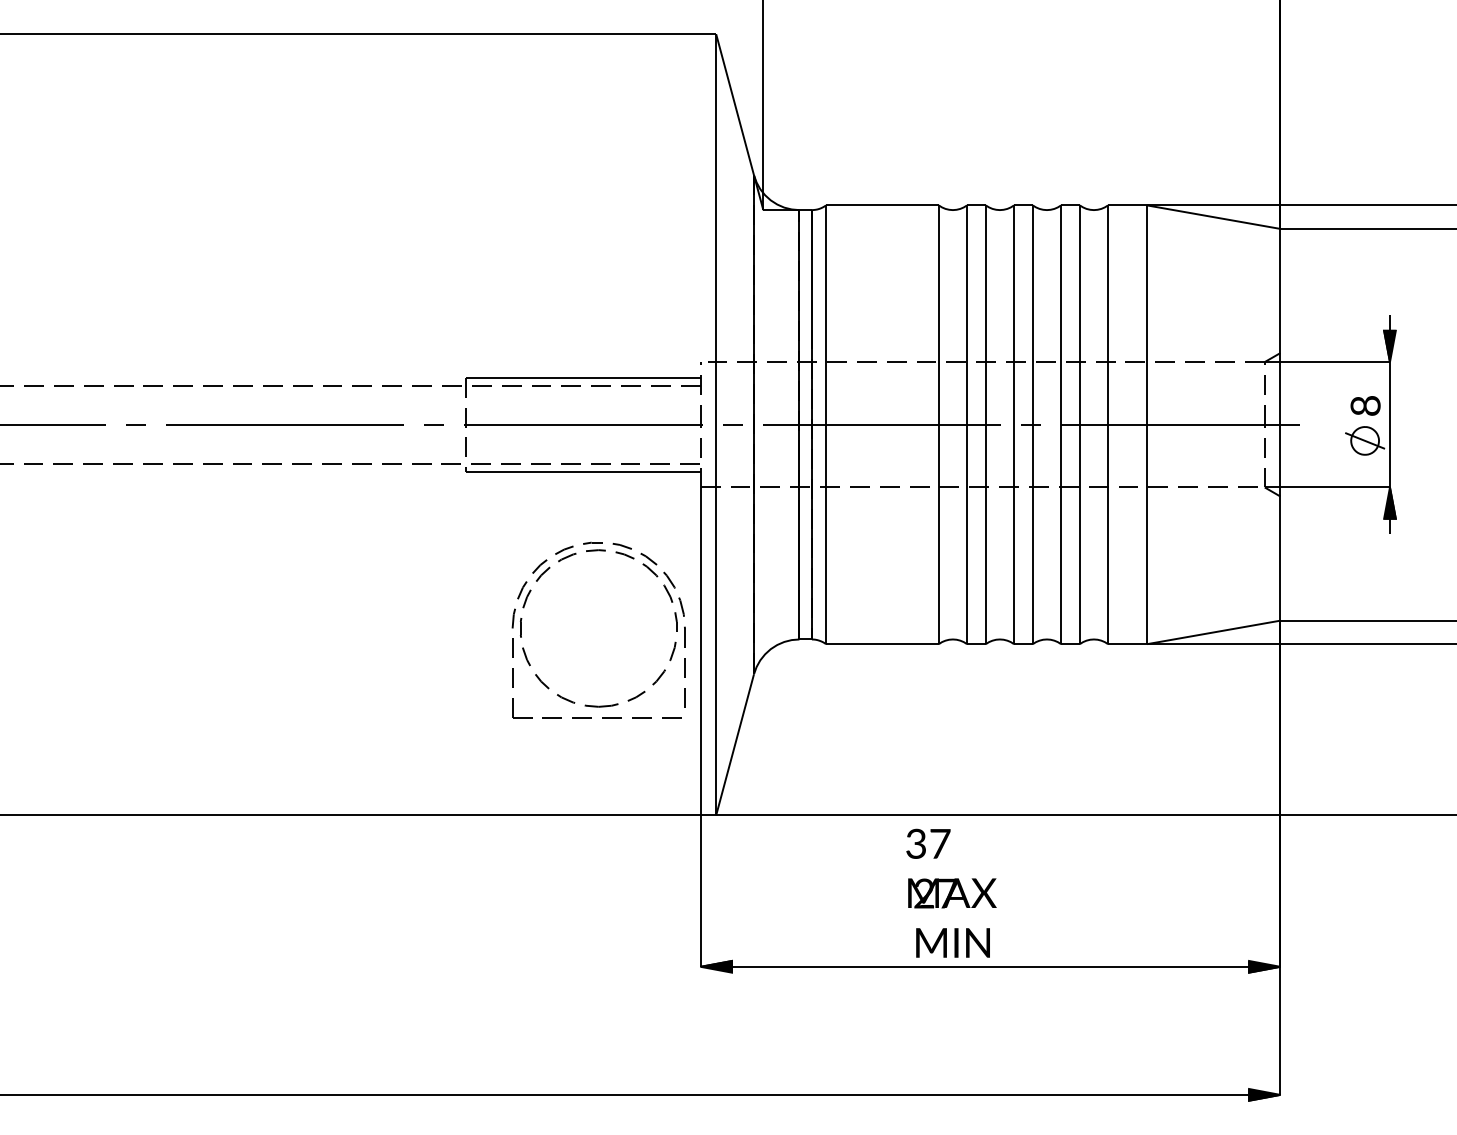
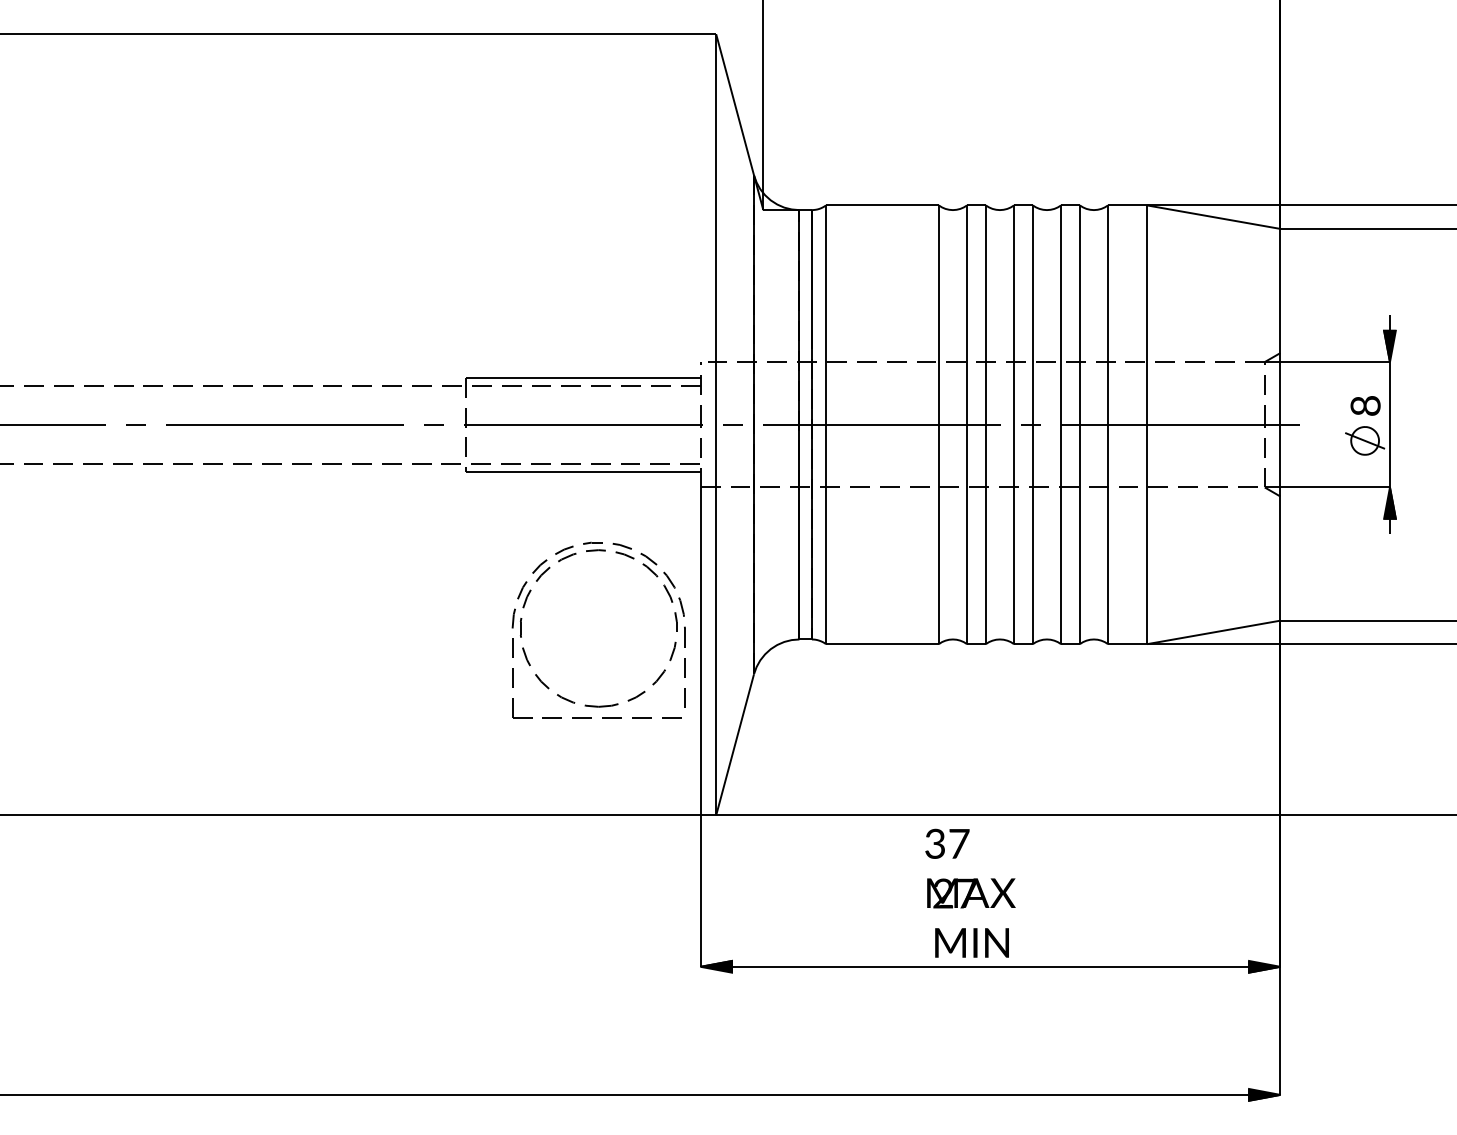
text position: (951, 892) -> (970, 892) (970, 892)
